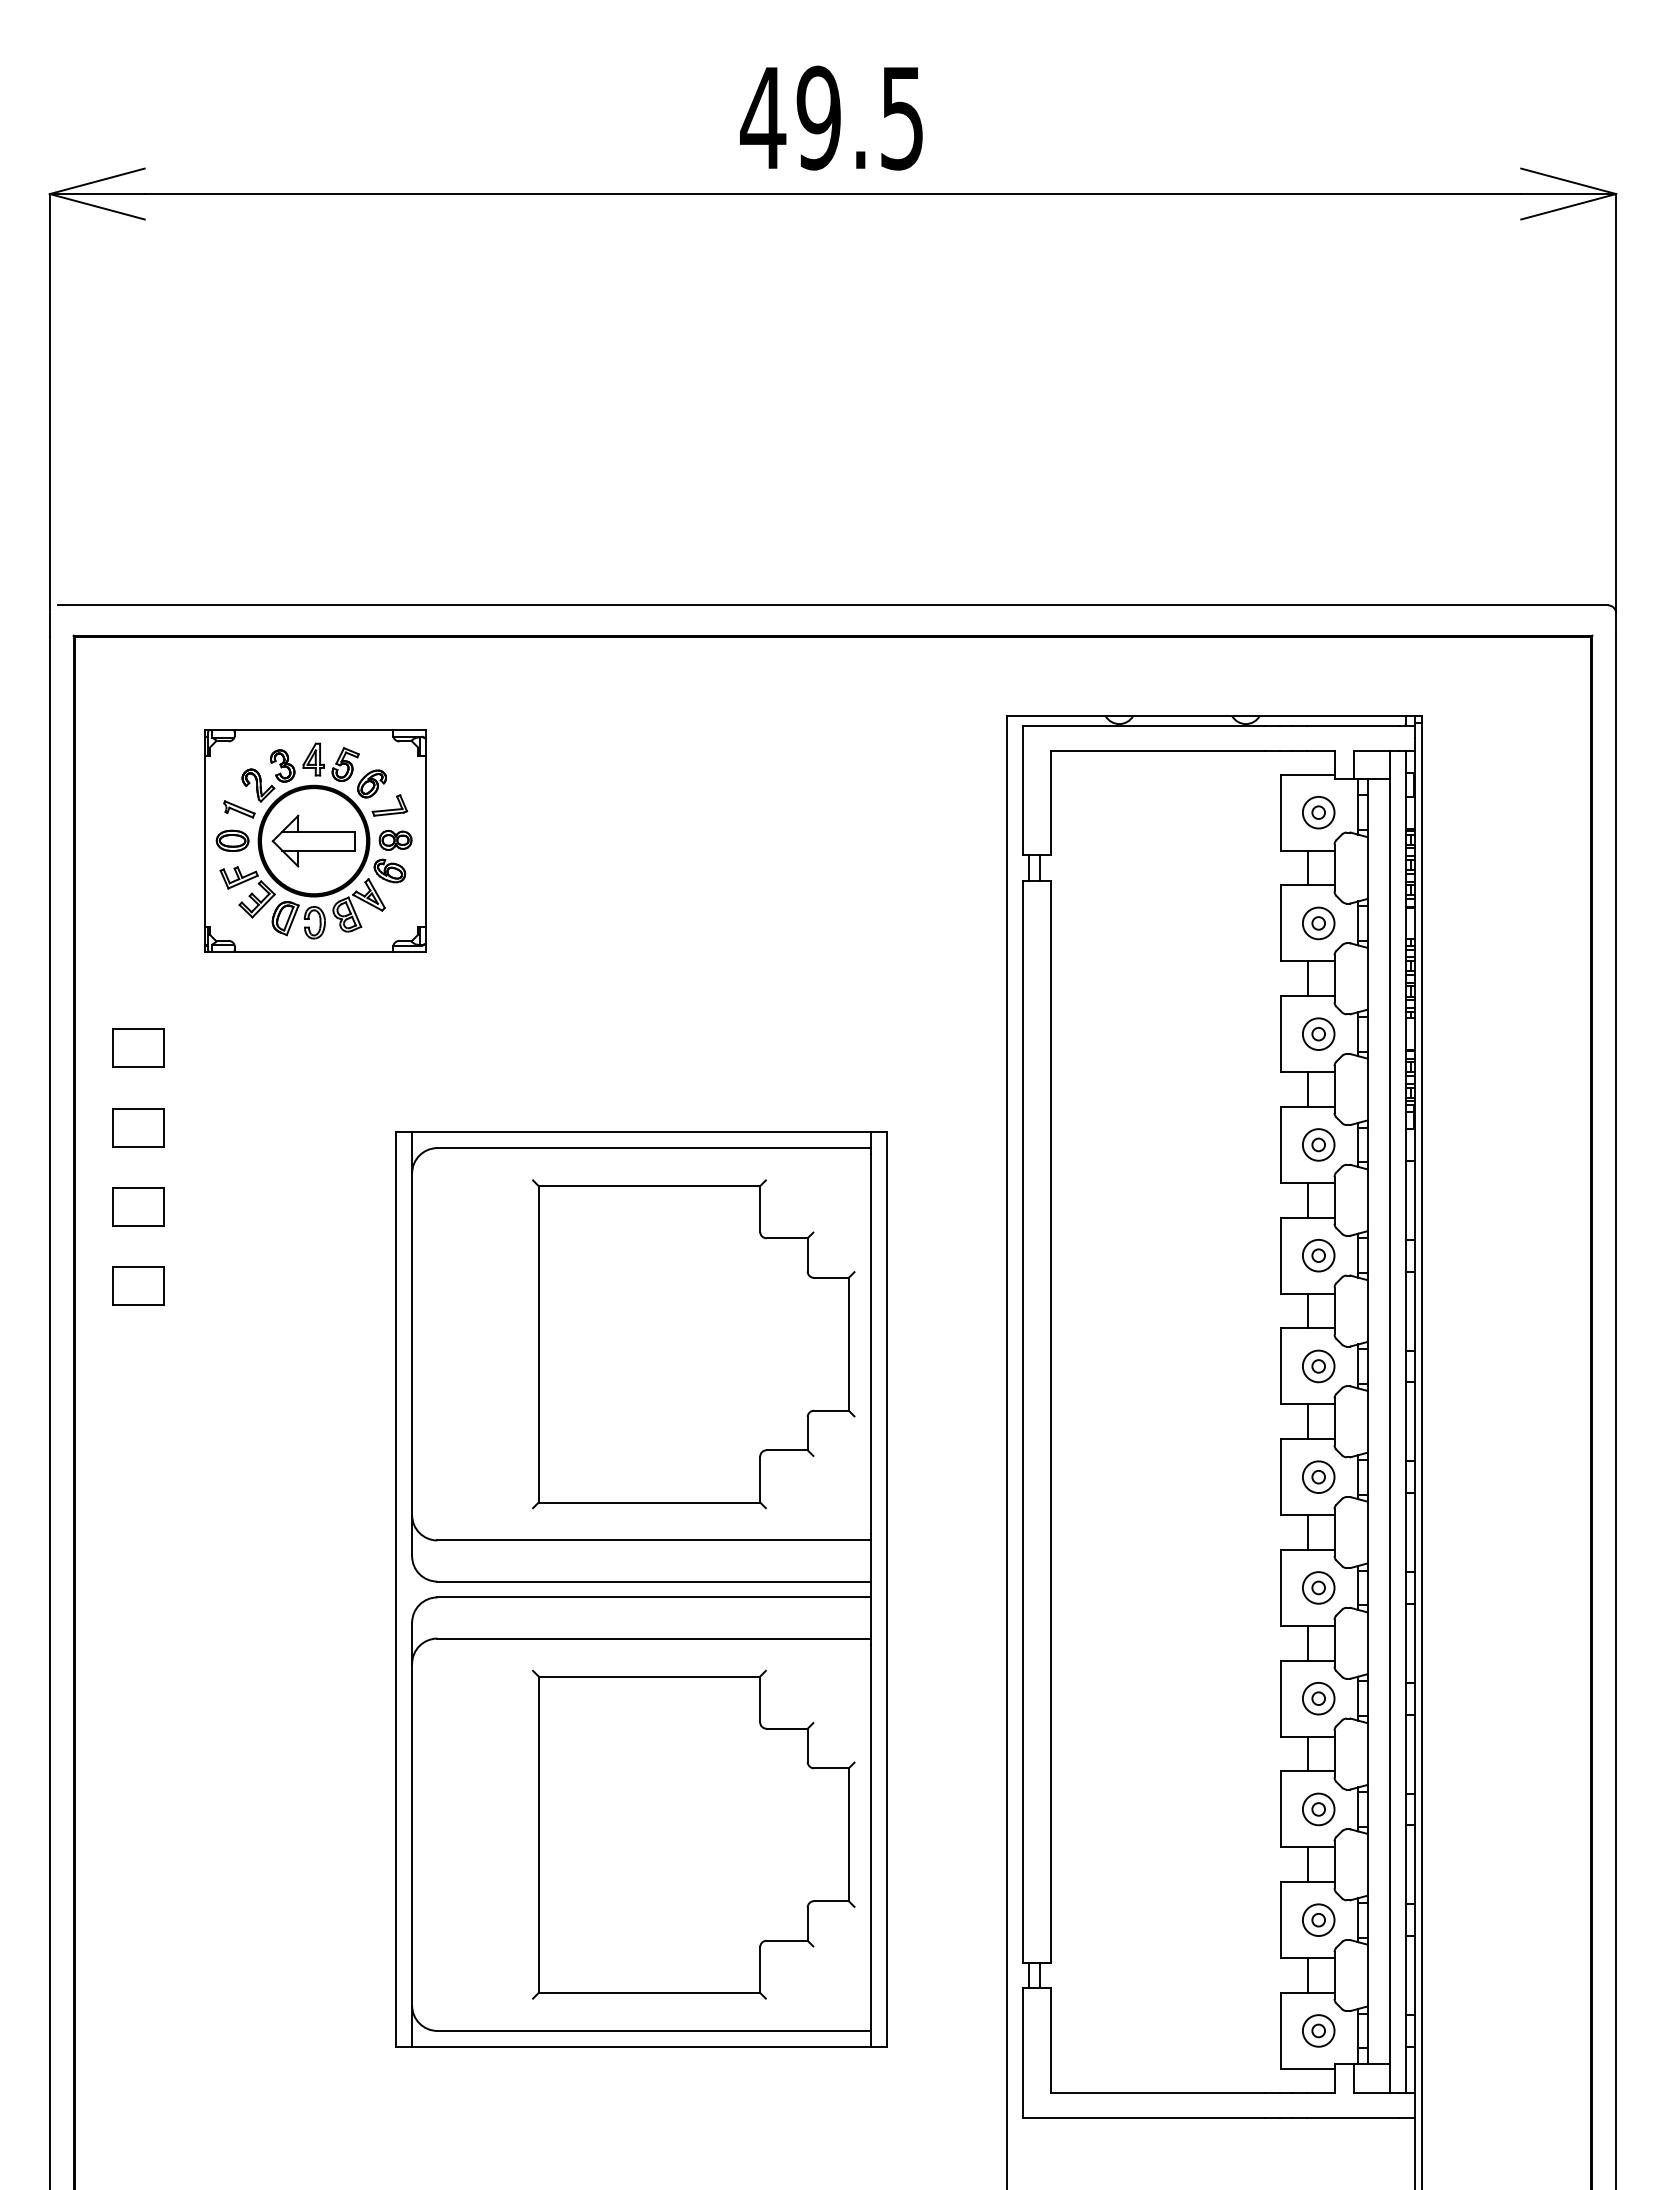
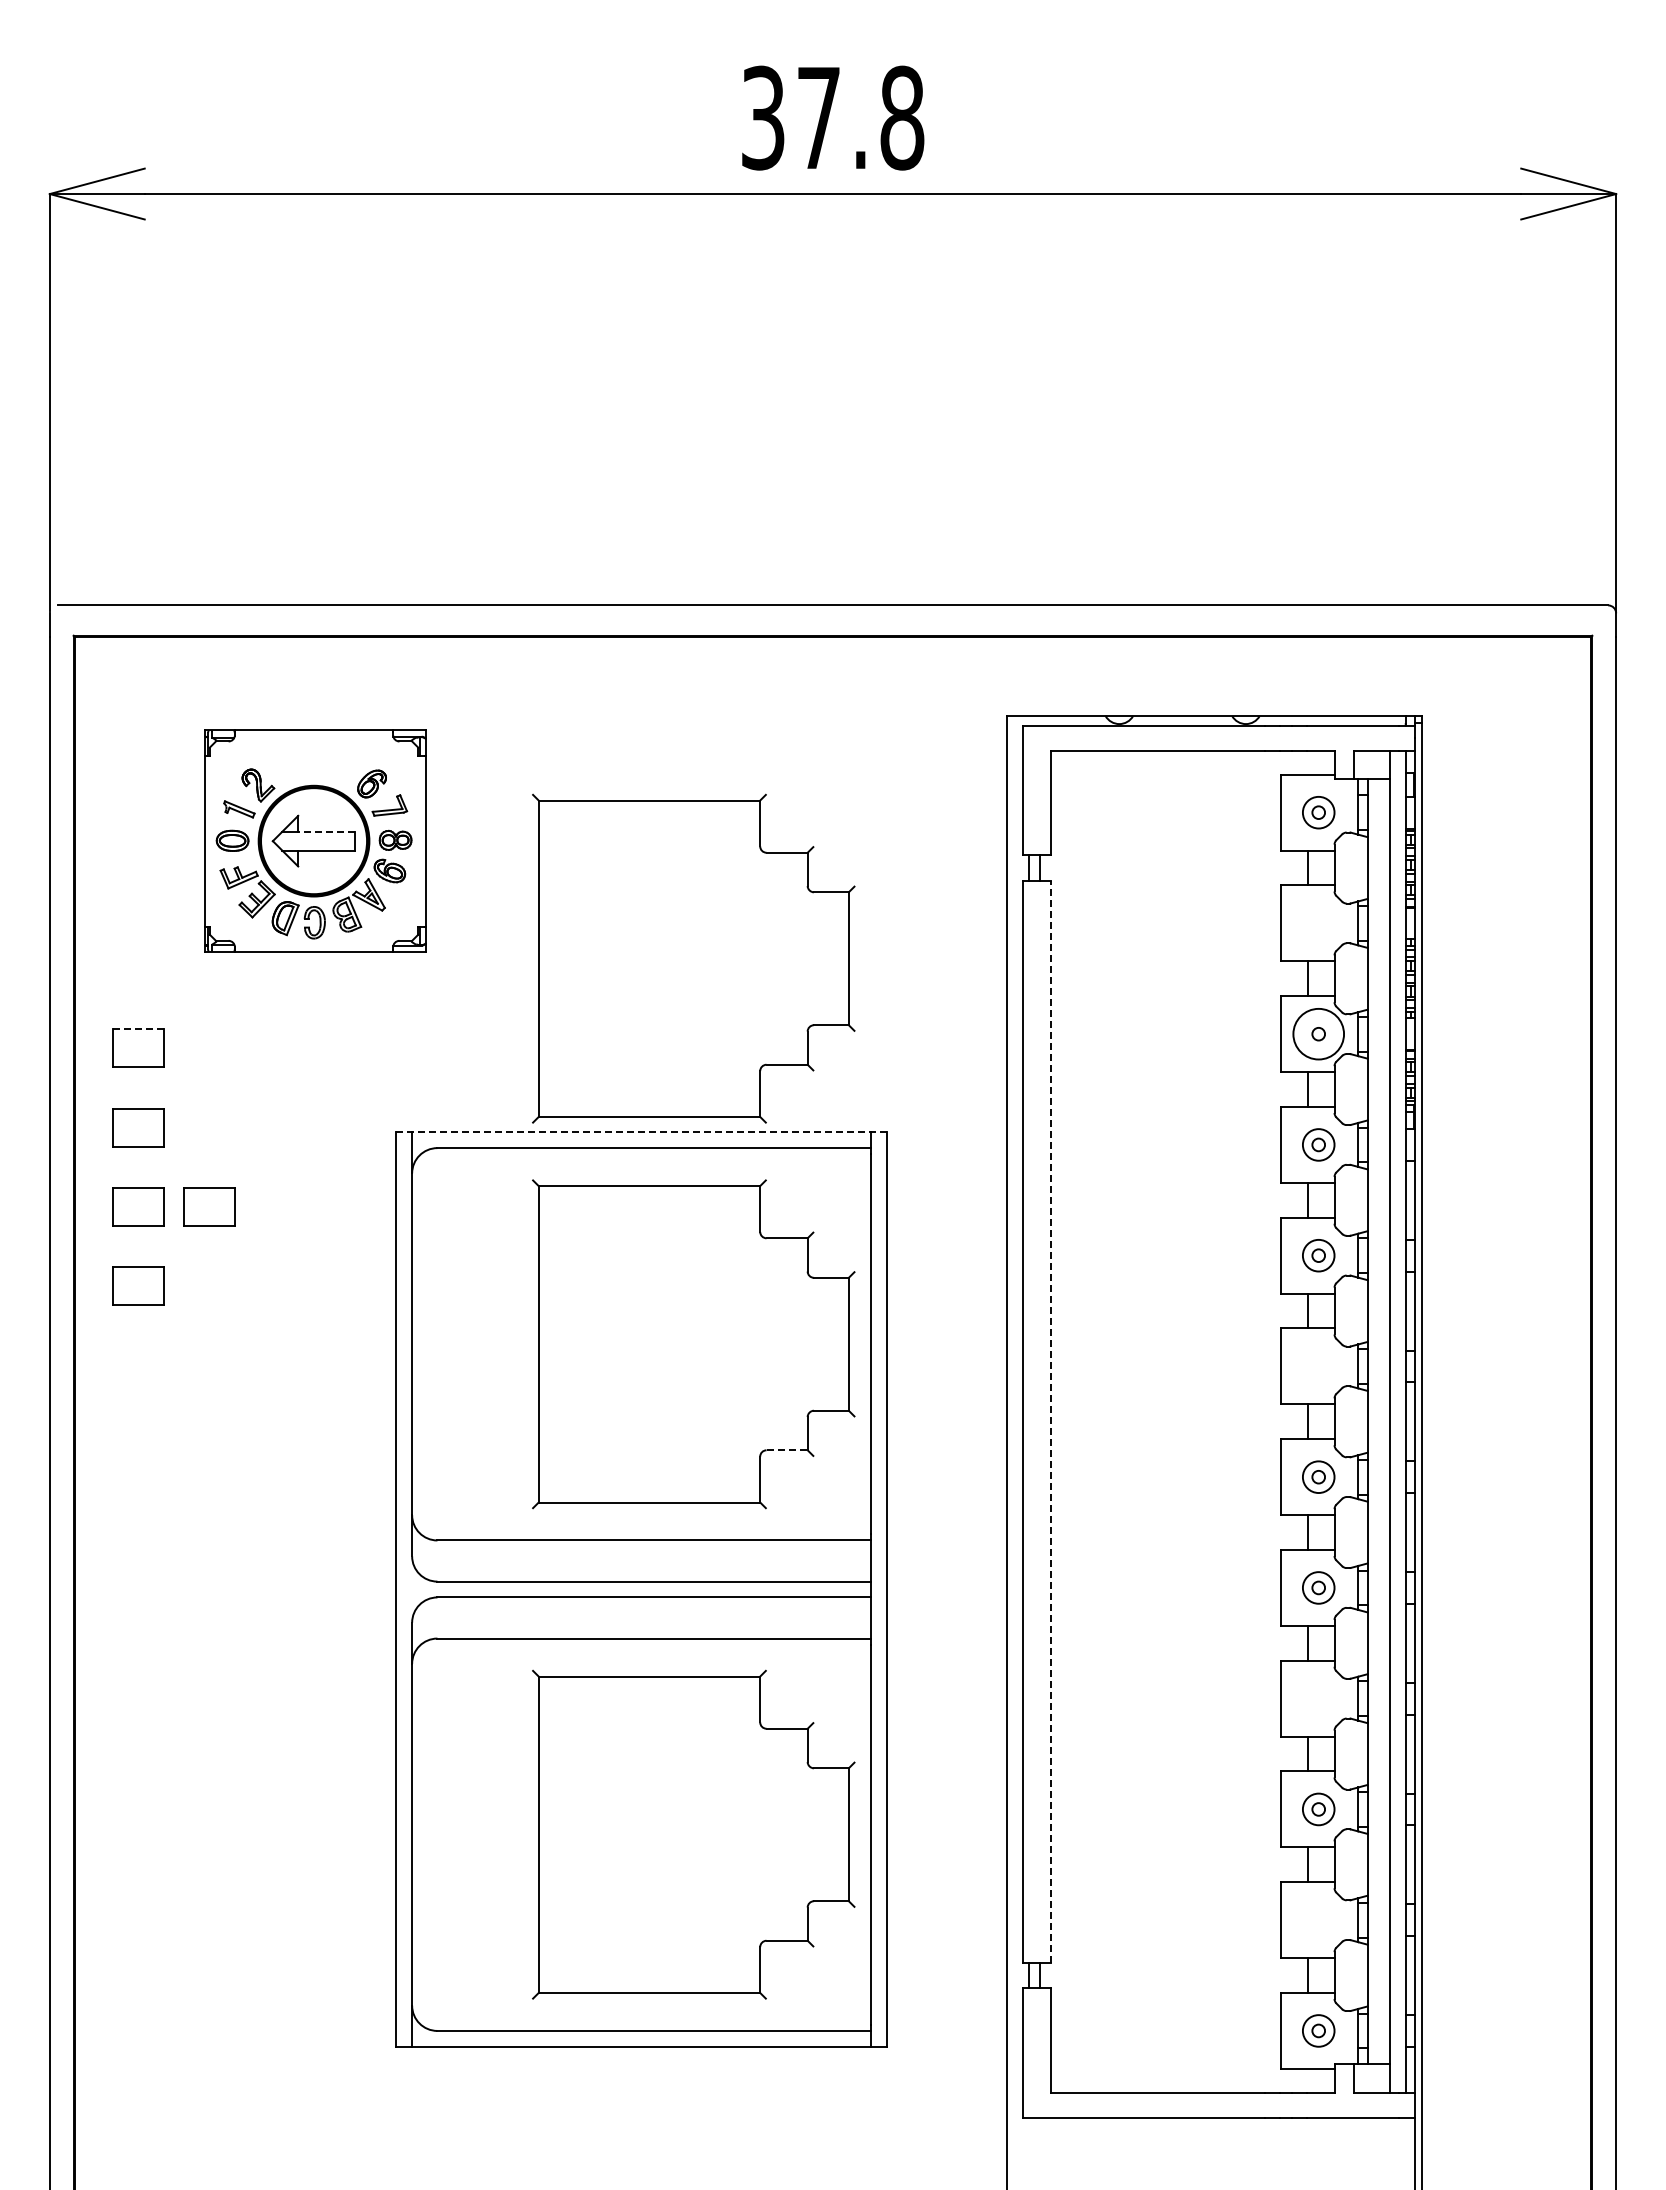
text: 49.5 -> 37.8 (832, 117)
part: present -> none (314, 762)
line: solid -> dashed (326, 831)
part: present -> none (1318, 923)
part: none -> present (693, 958)
line: solid -> dashed (137, 1029)
circle diameter: 32 px -> 51 px (1318, 1033)
line: solid -> dashed (641, 1132)
part: none -> present (209, 1206)
part: present -> none (1318, 1366)
line: solid -> dashed (1051, 1421)
line: solid -> dashed (787, 1450)
part: present -> none (1318, 1698)
part: present -> none (1318, 1919)
